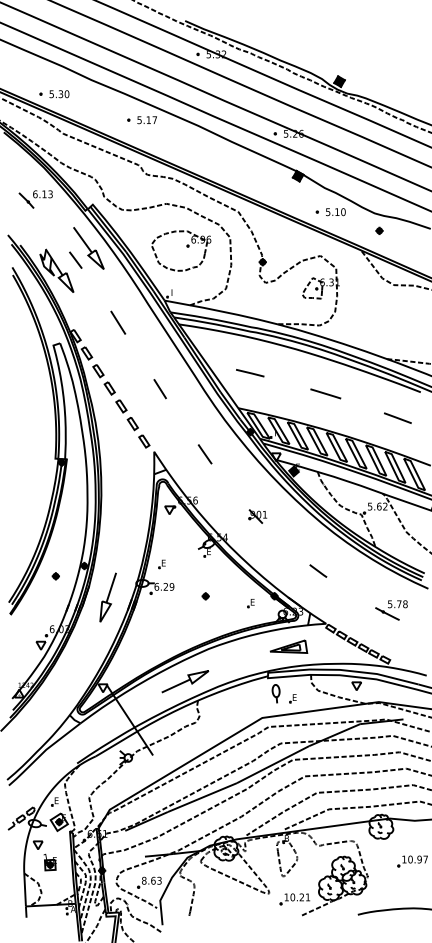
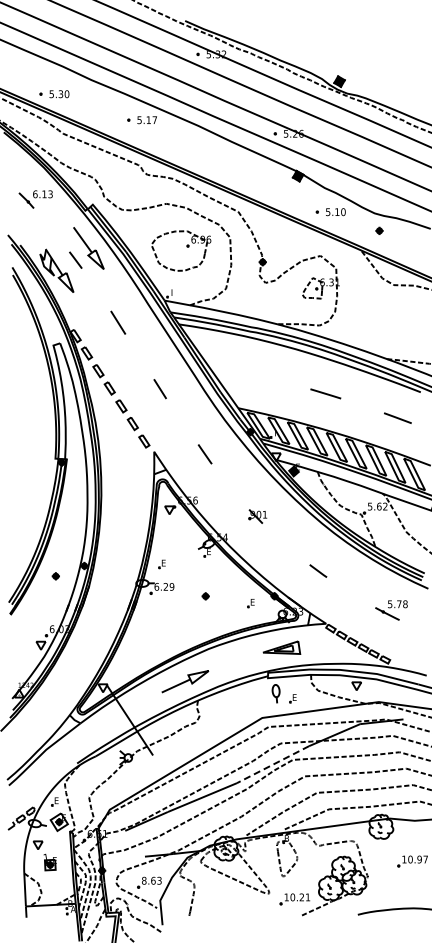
line: present -> none (250, 373)
part: present -> none (107, 597)
part position: (288, 646) -> (281, 647) (281, 647)
line: solid -> dashed (273, 764)
